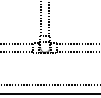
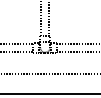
line position: (49, 85) -> (49, 74) (49, 74)
